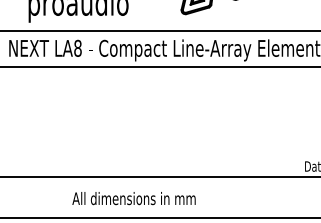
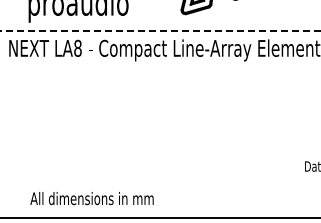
line: solid -> dashed (160, 31)
line: present -> none (159, 67)
line: present -> none (159, 177)
text position: (133, 198) -> (91, 198) (91, 198)
